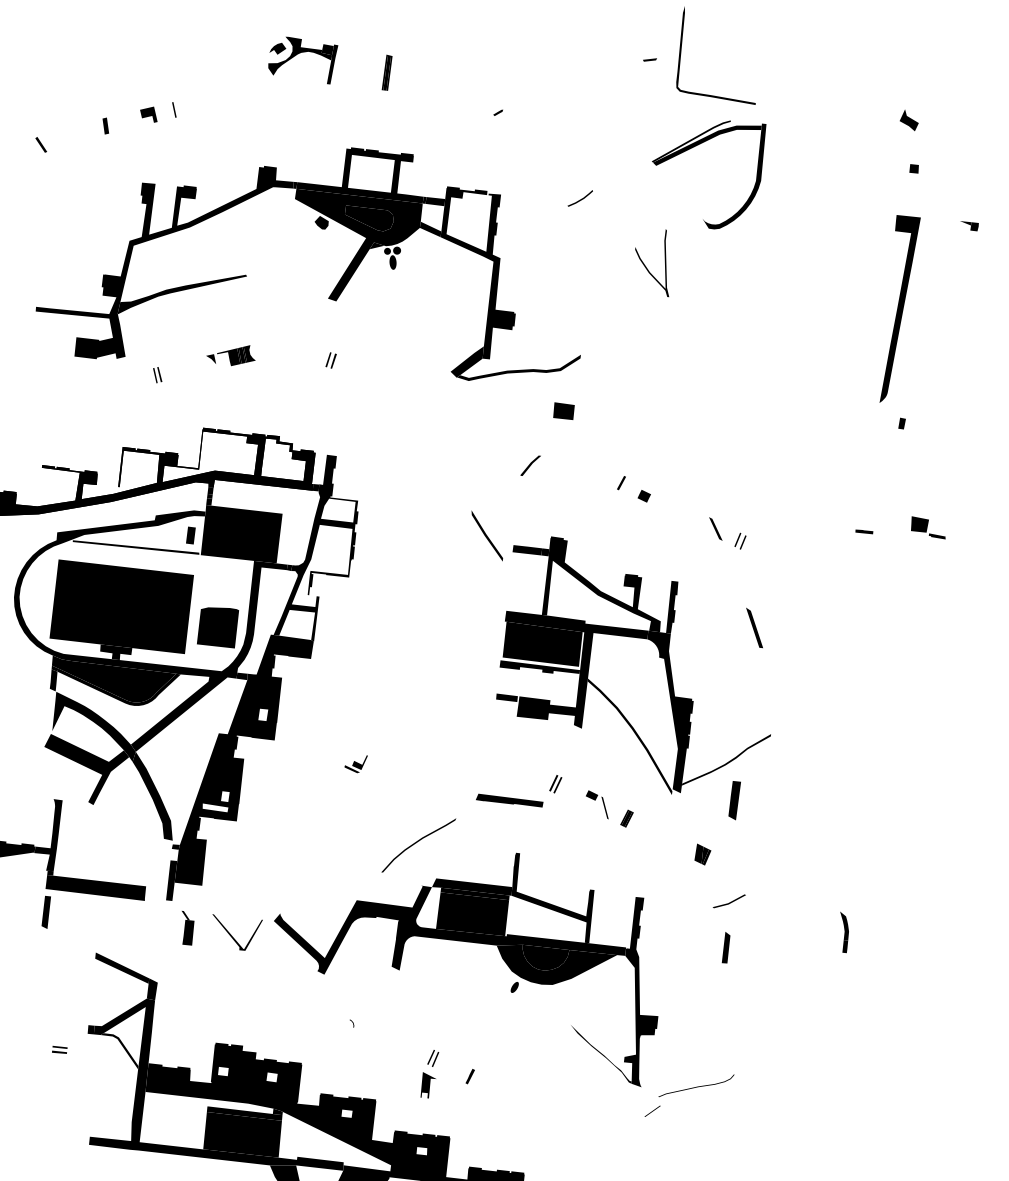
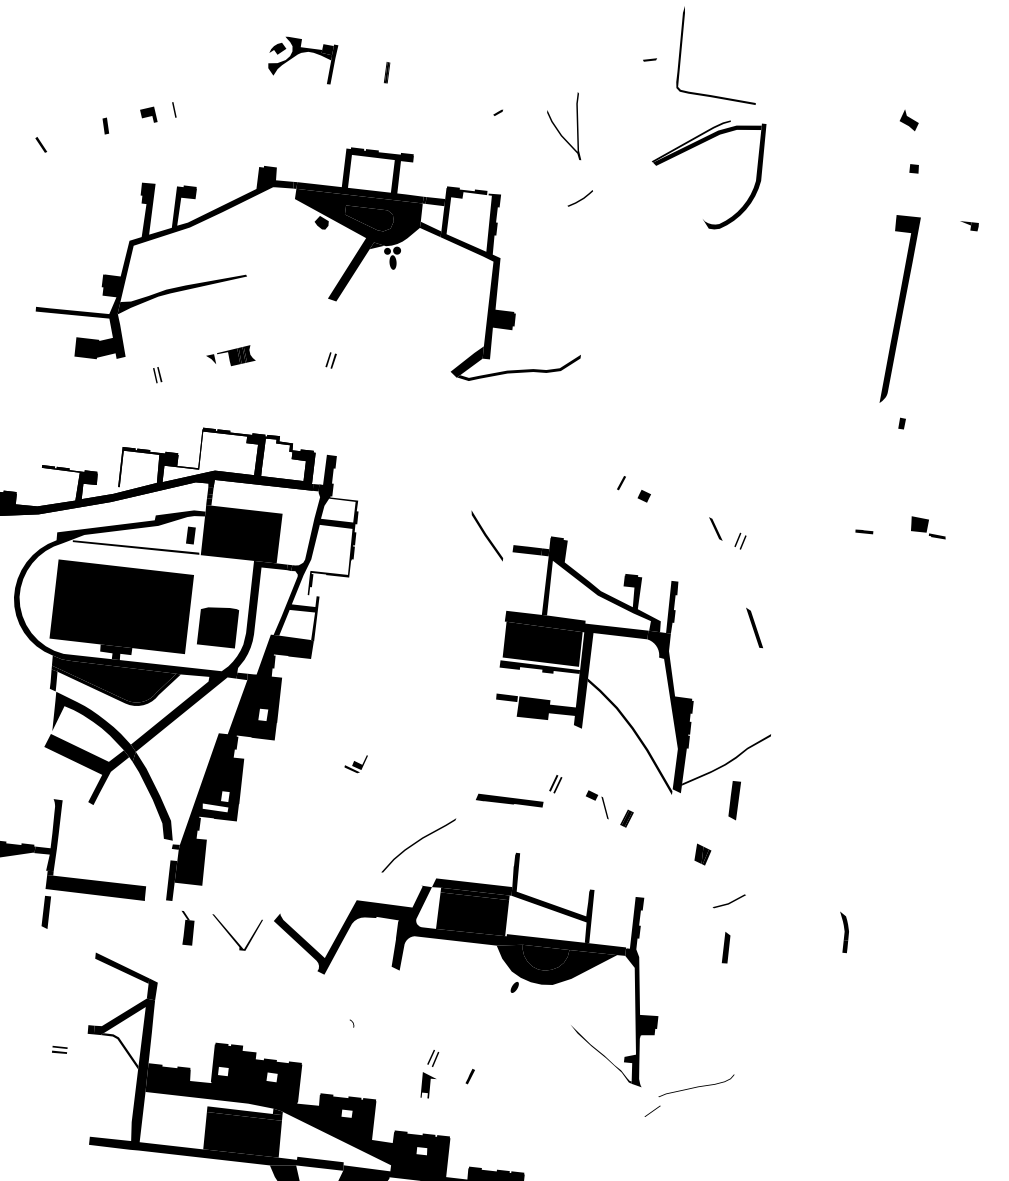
part size: 12x37 px -> 7x22 px (387, 72)
part position: (646, 266) -> (558, 129) (558, 129)
fill: present -> none (563, 411)
fill: present -> none (530, 465)
